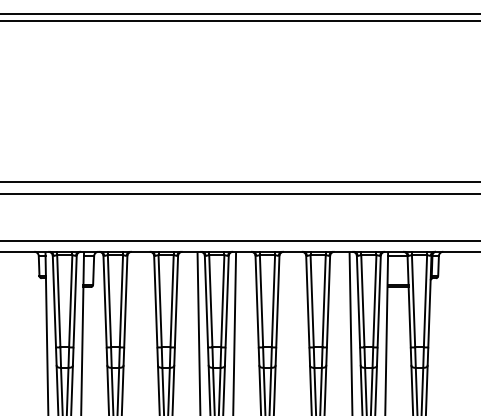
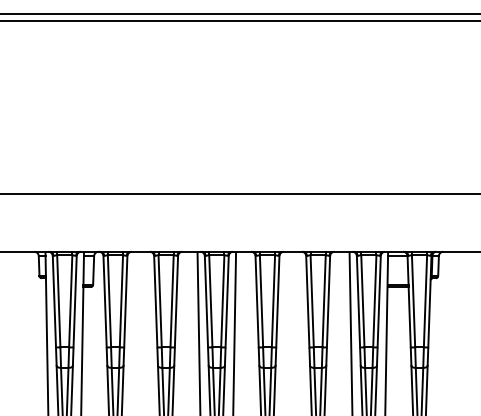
line: present -> none (239, 182)
line: present -> none (239, 241)
